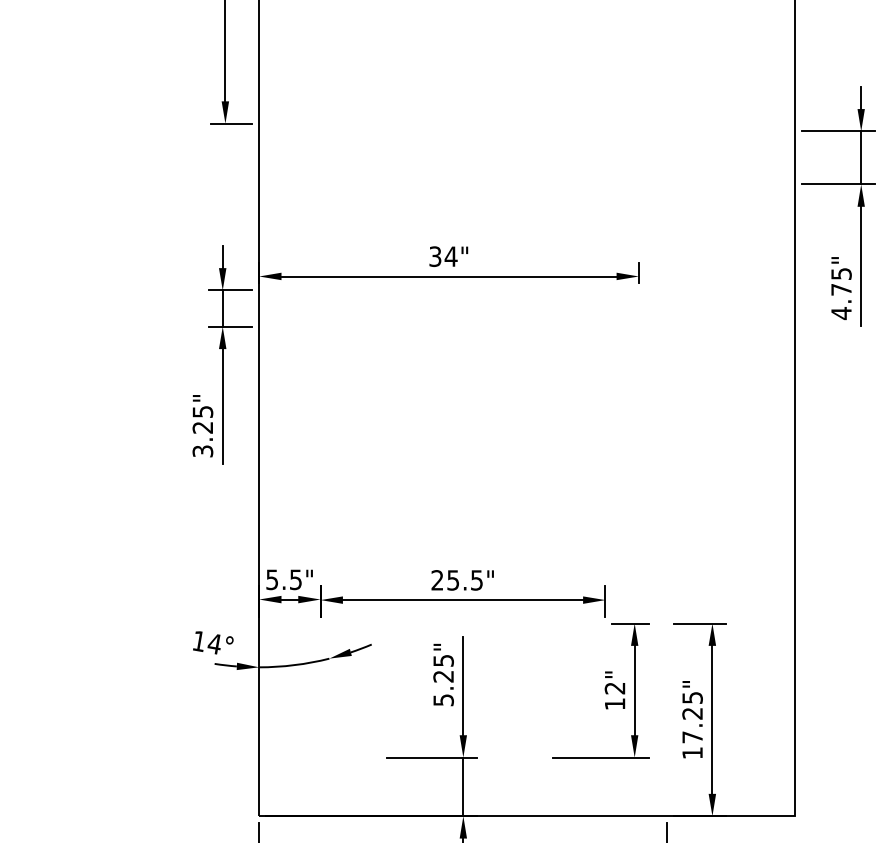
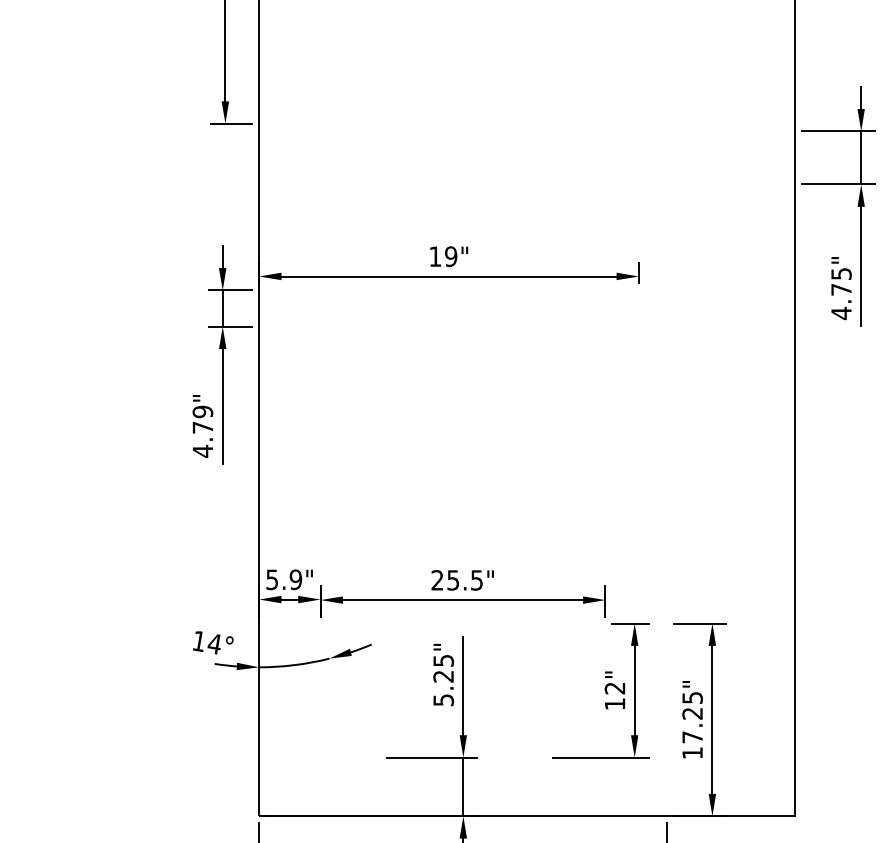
text: 34" -> 19" (443, 256)
text: 3.25" -> 4.79" (202, 431)
text: 5.5" -> 5.9" (295, 579)
